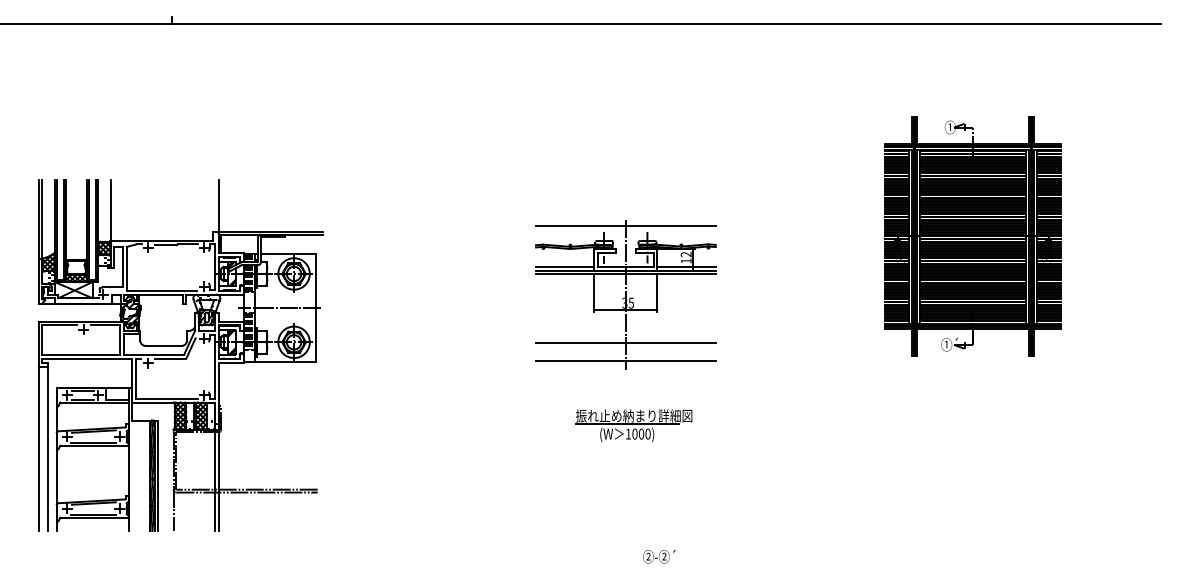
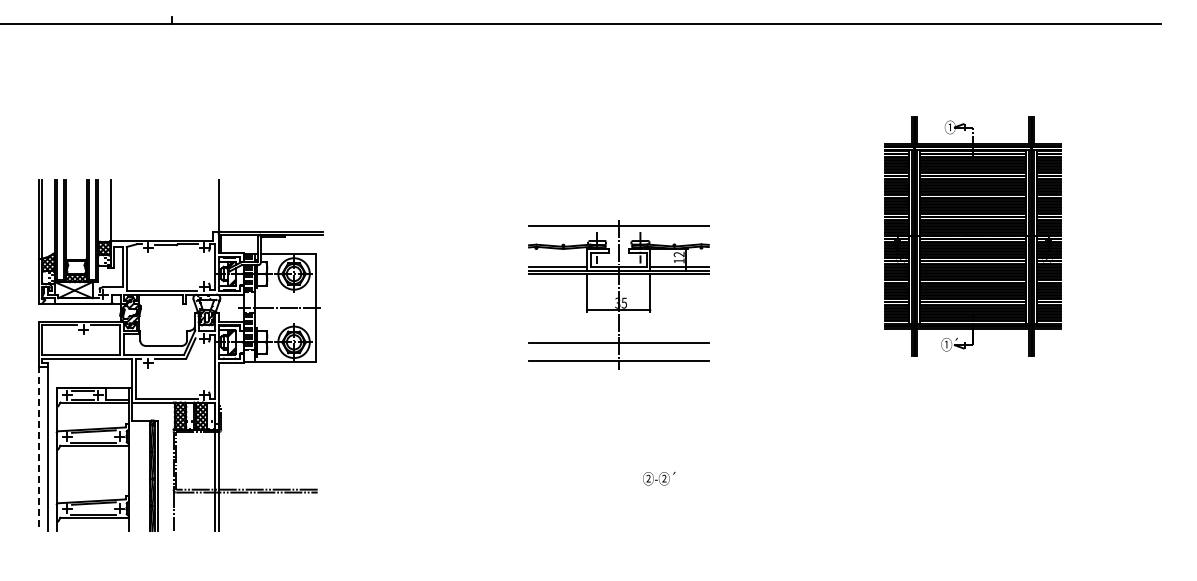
part position: (625, 294) -> (618, 294) (618, 294)
part: present -> none (633, 425)
line: solid -> dashed (38, 449)
text position: (659, 556) -> (659, 478) (659, 478)
